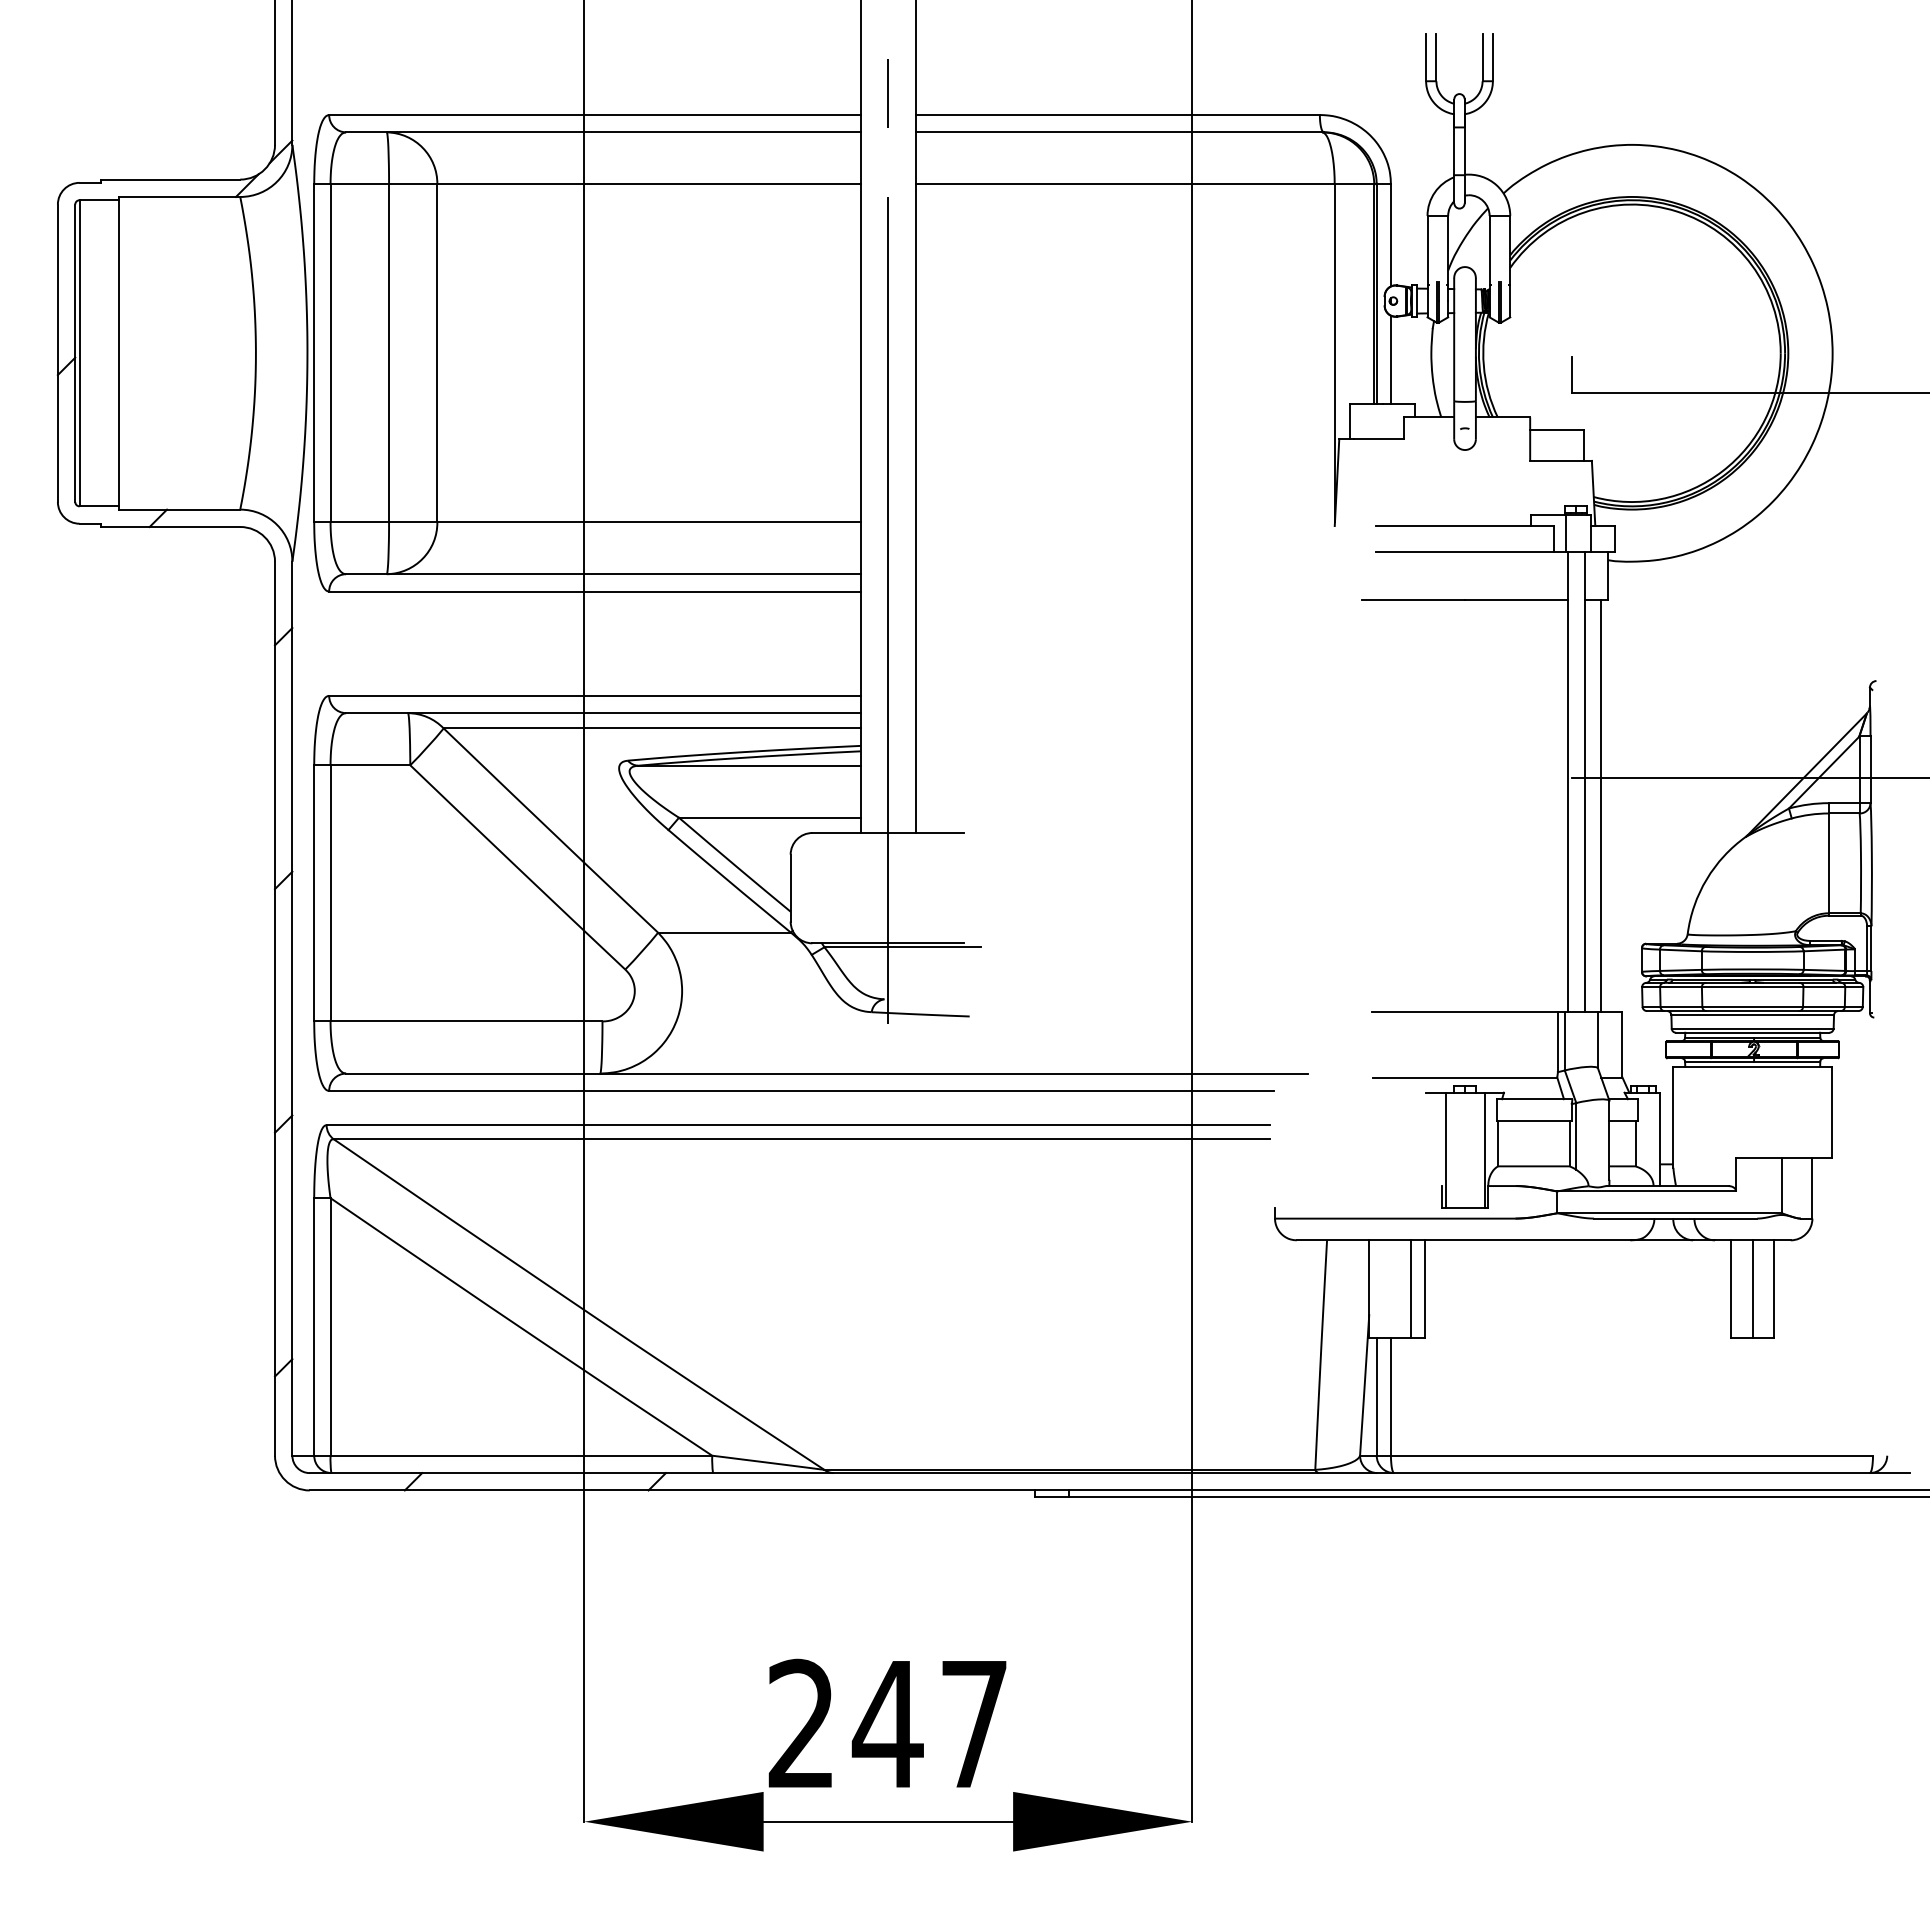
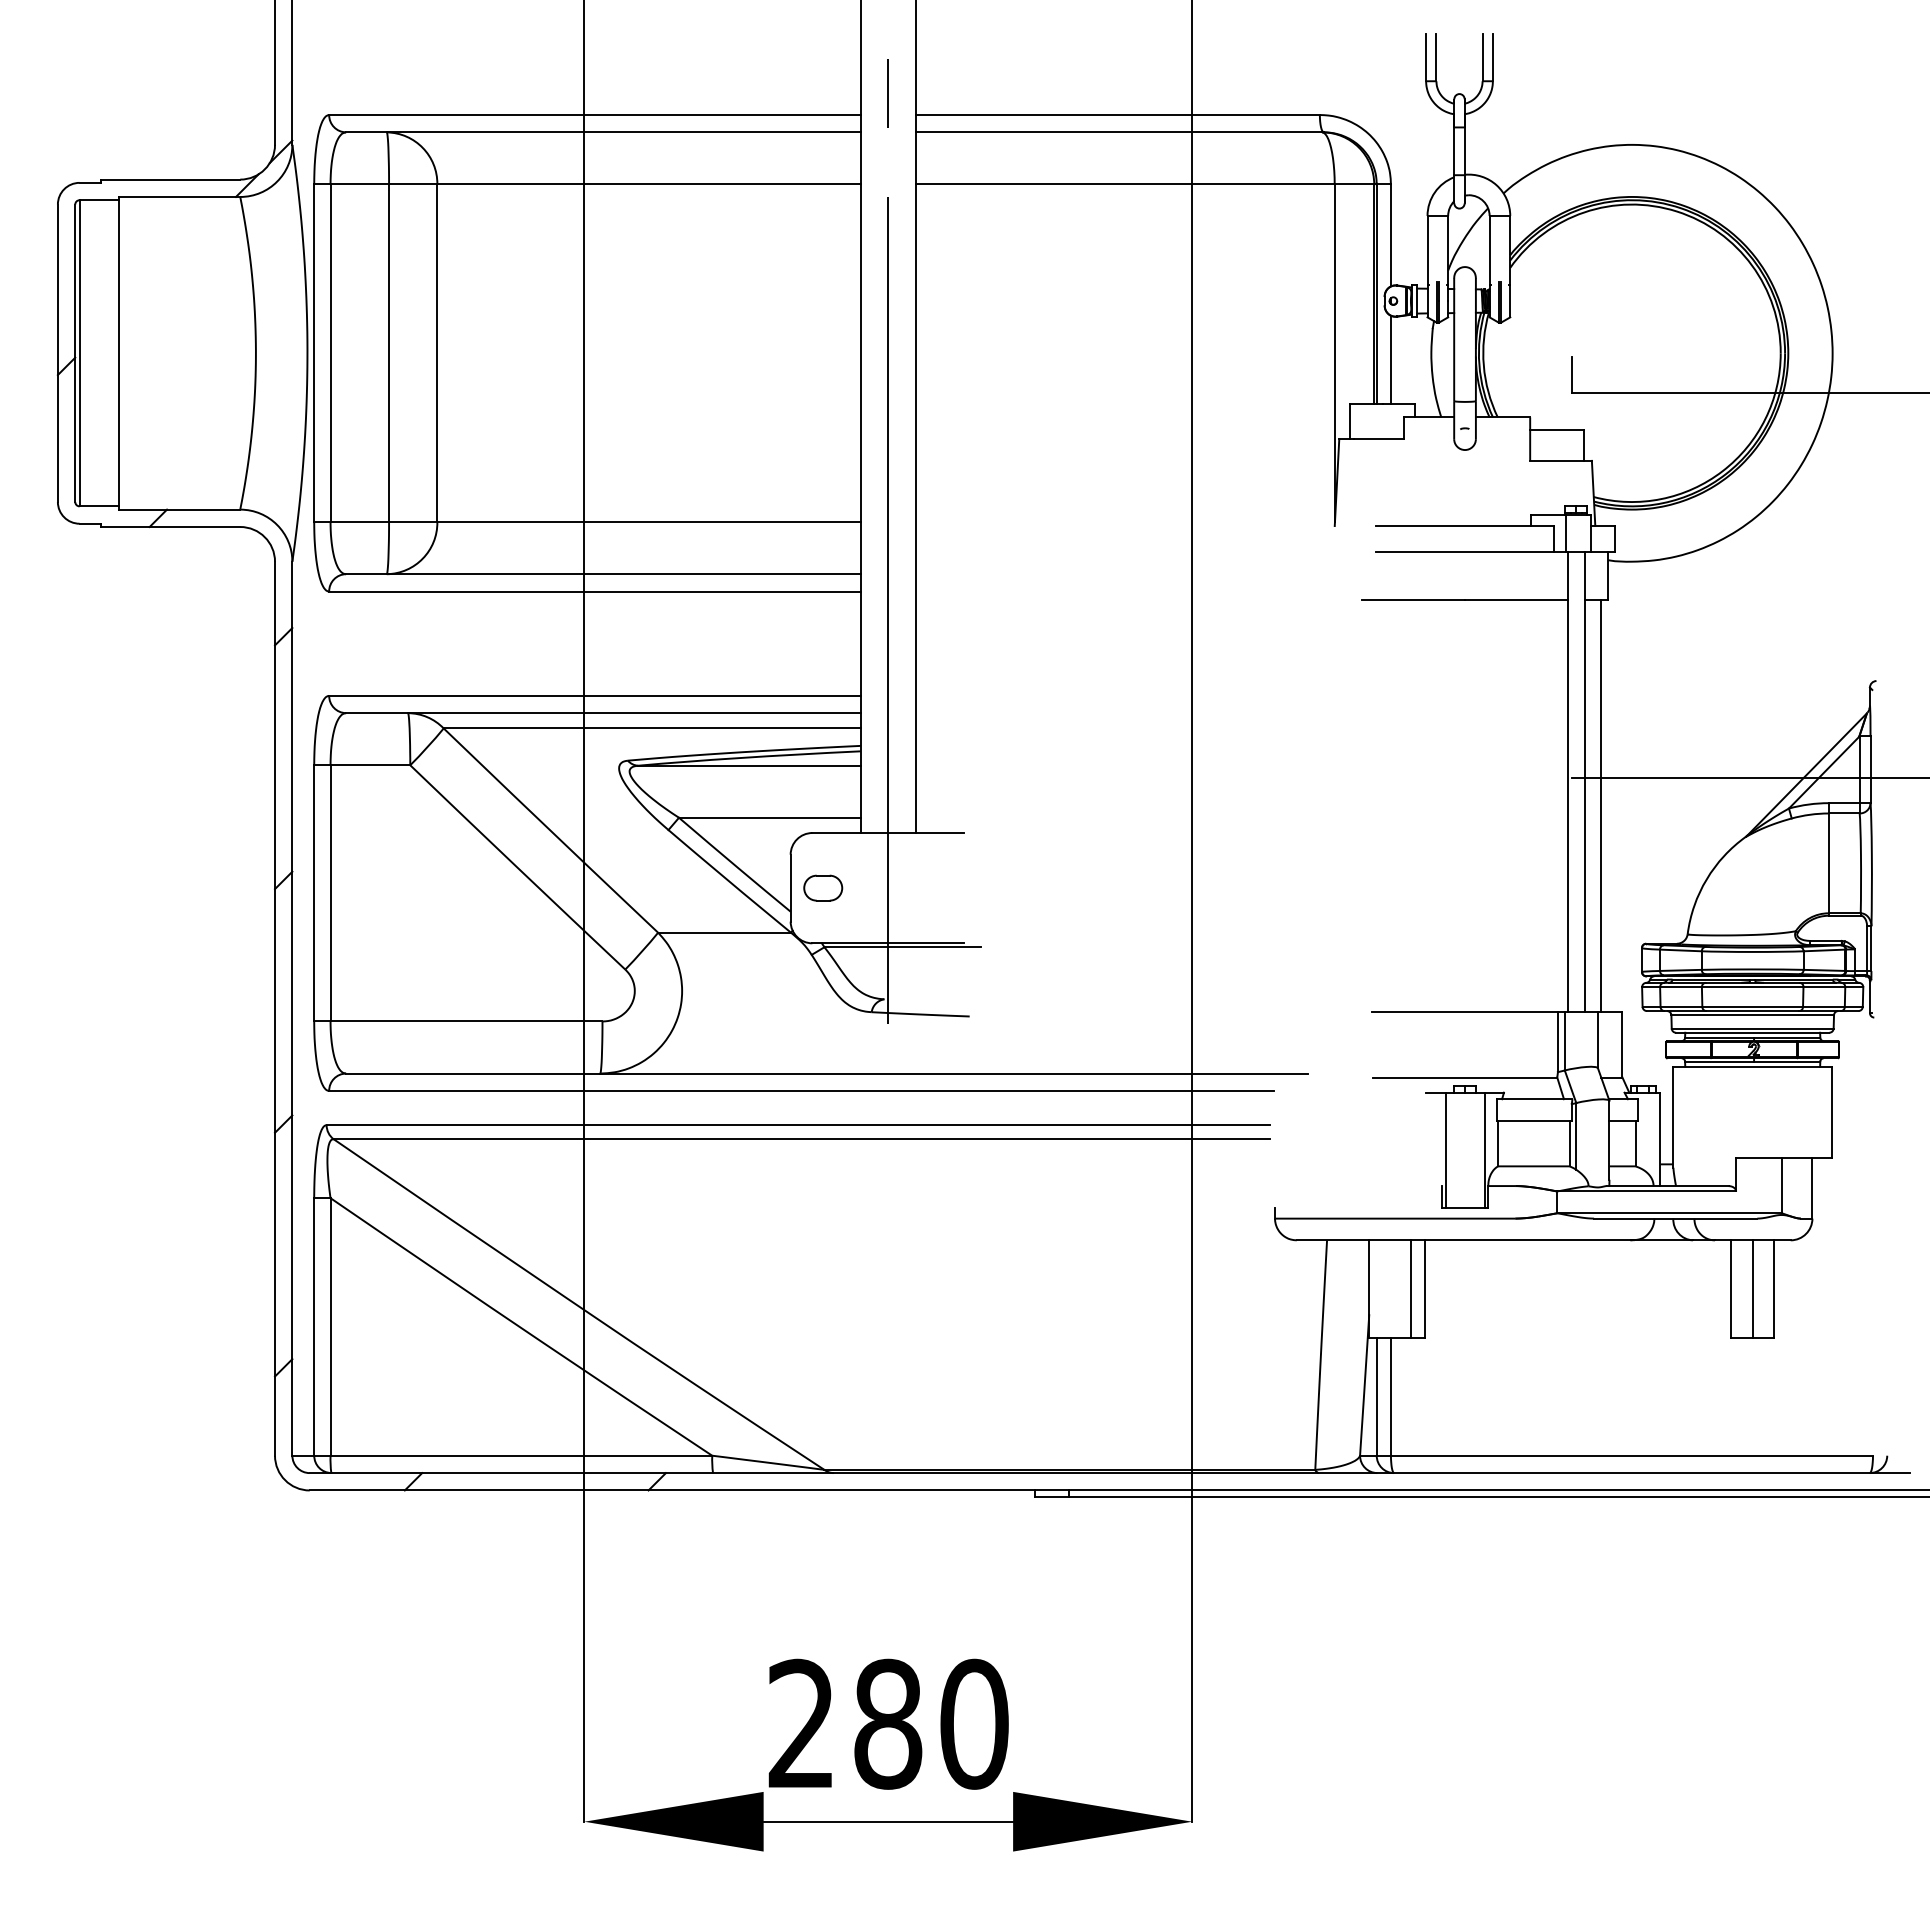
part: none -> present (823, 887)
text: 247 -> 280 (929, 1723)
